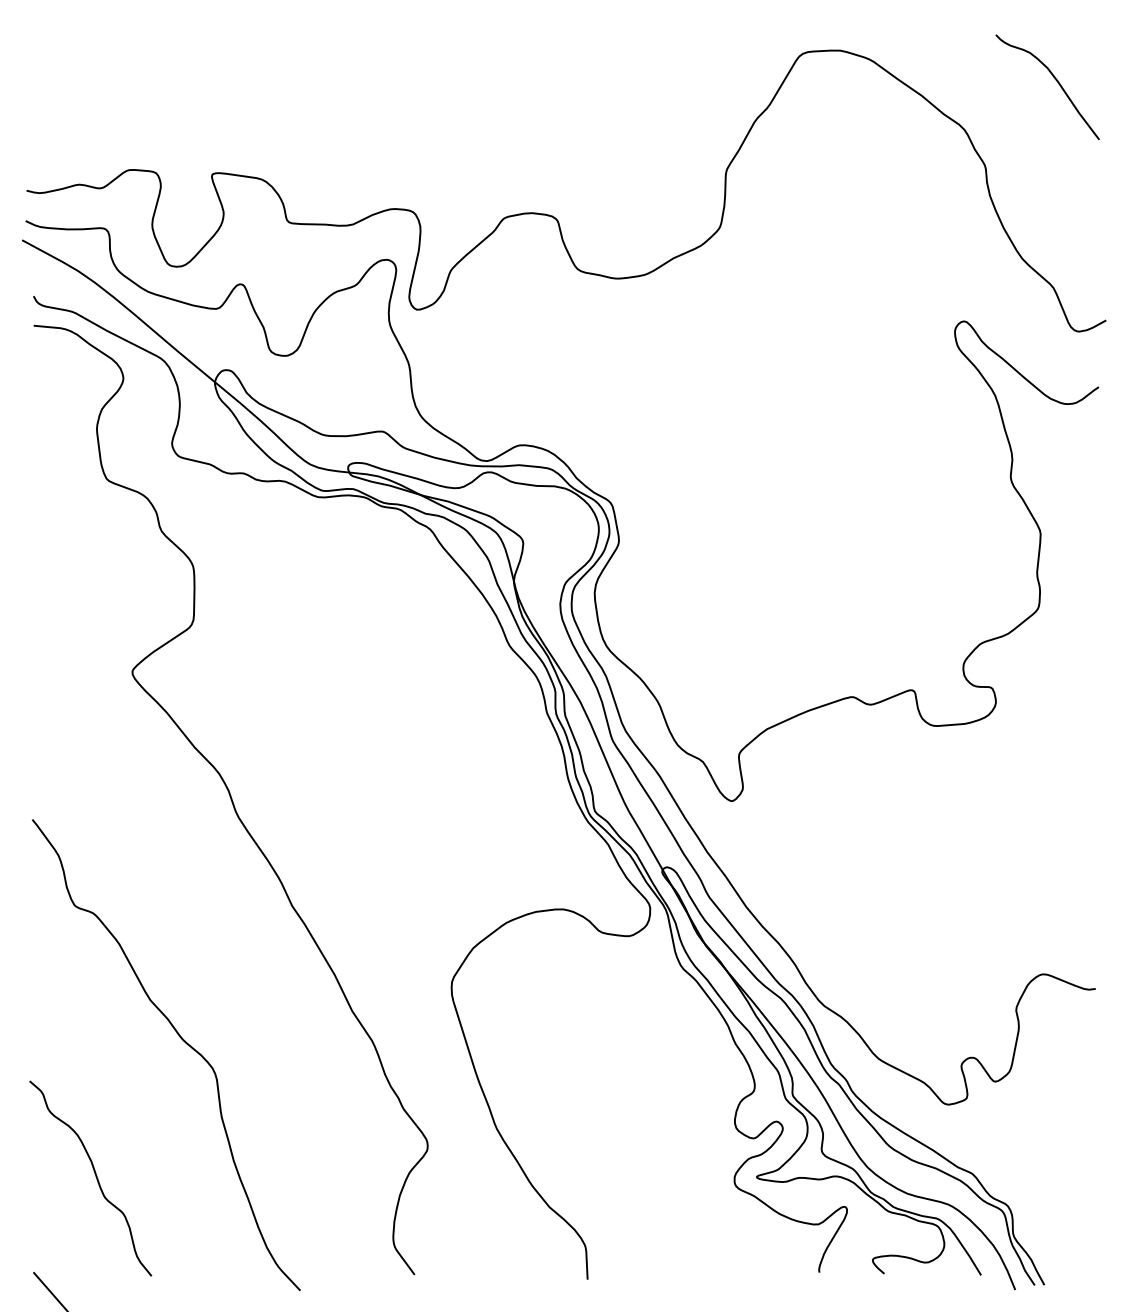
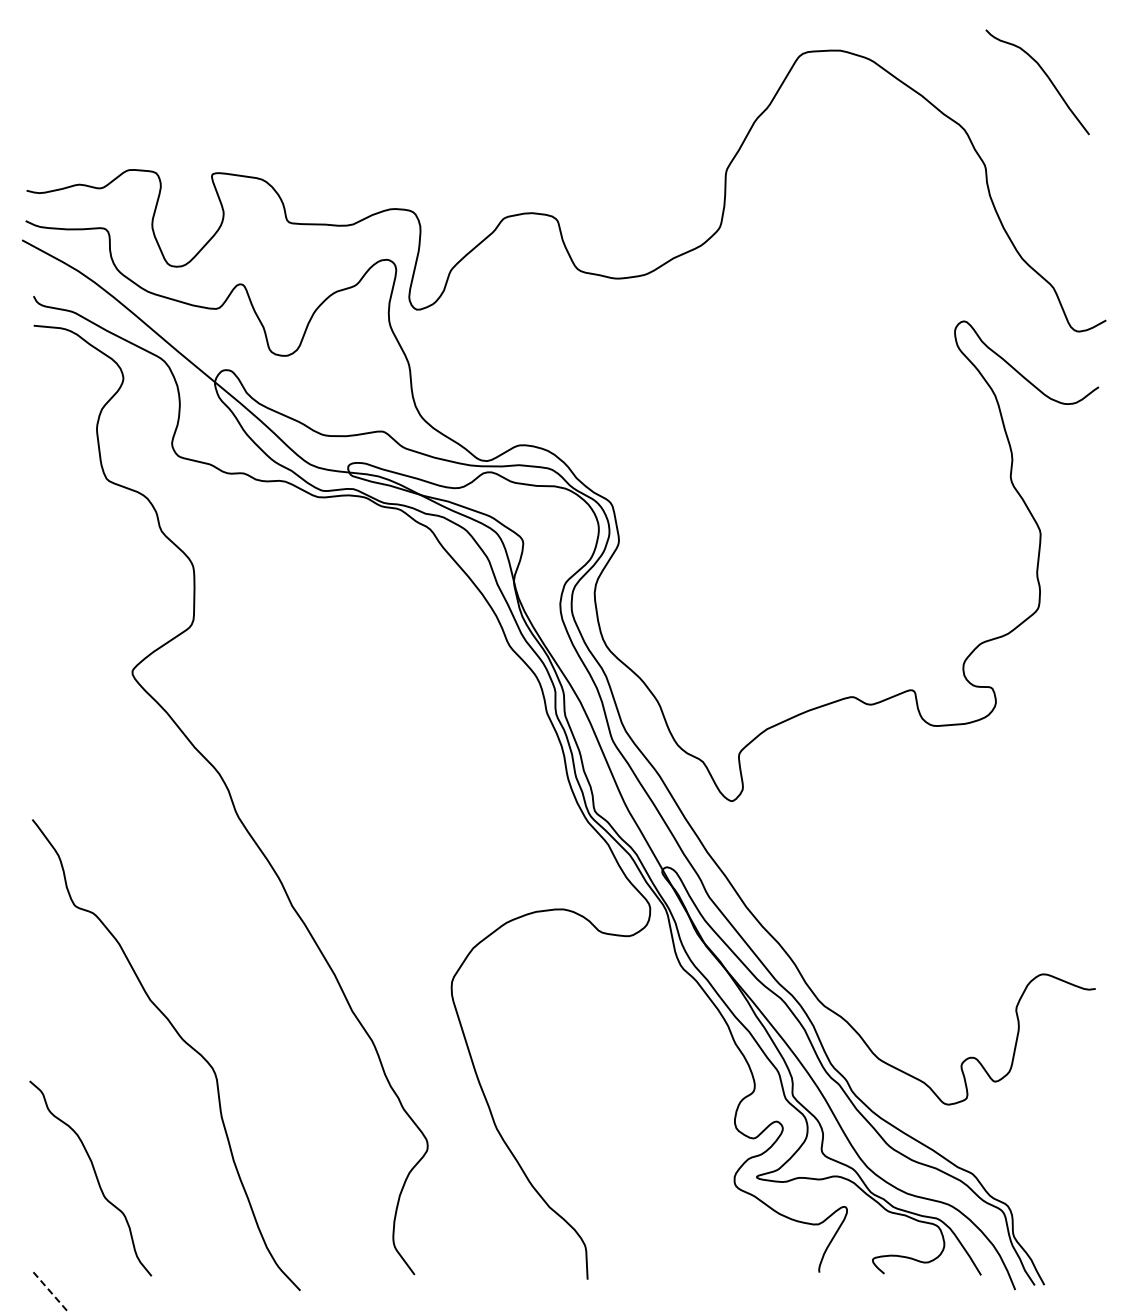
curve position: (1055, 80) -> (1045, 75) (1045, 75)
line: solid -> dashed (51, 1292)
